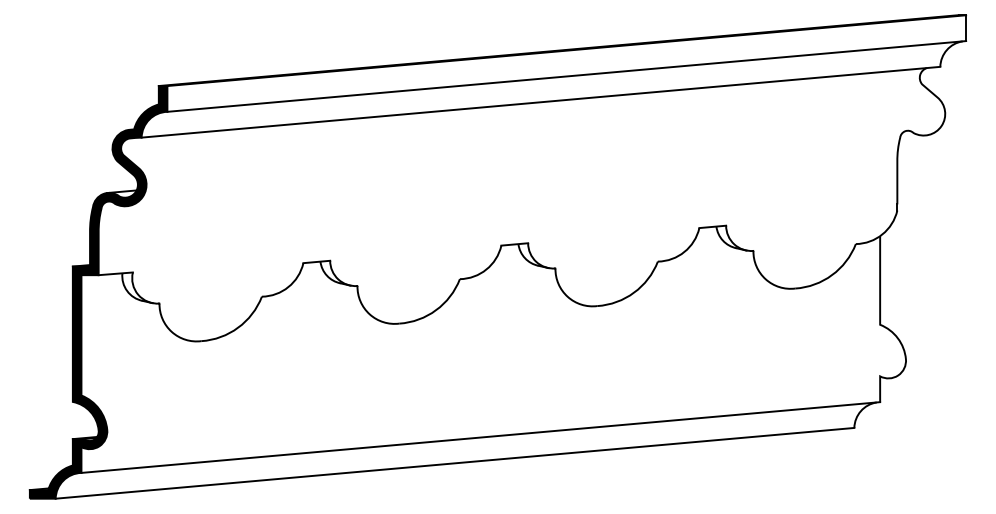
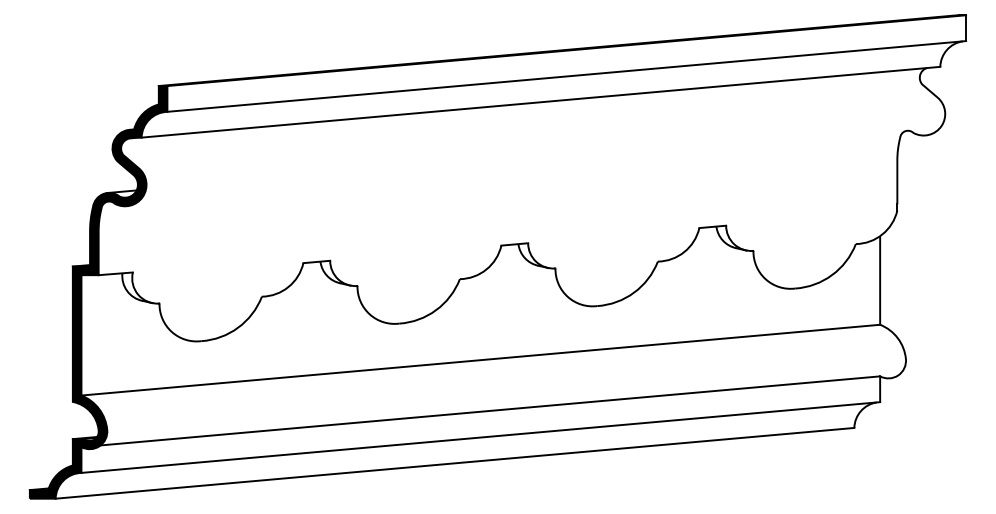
line: none -> present (480, 359)
line: none -> present (490, 410)
